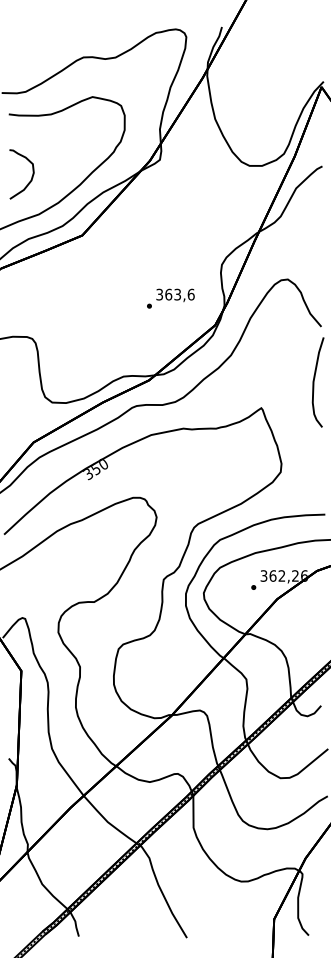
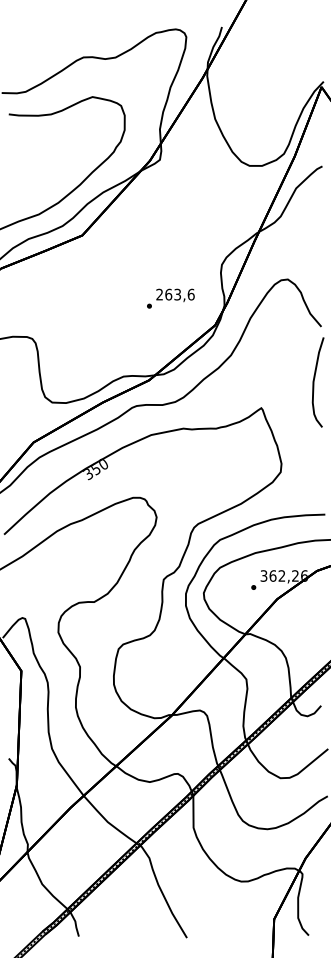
curve: present -> none (31, 176)
text: 363,6 -> 263,6 (159, 294)
